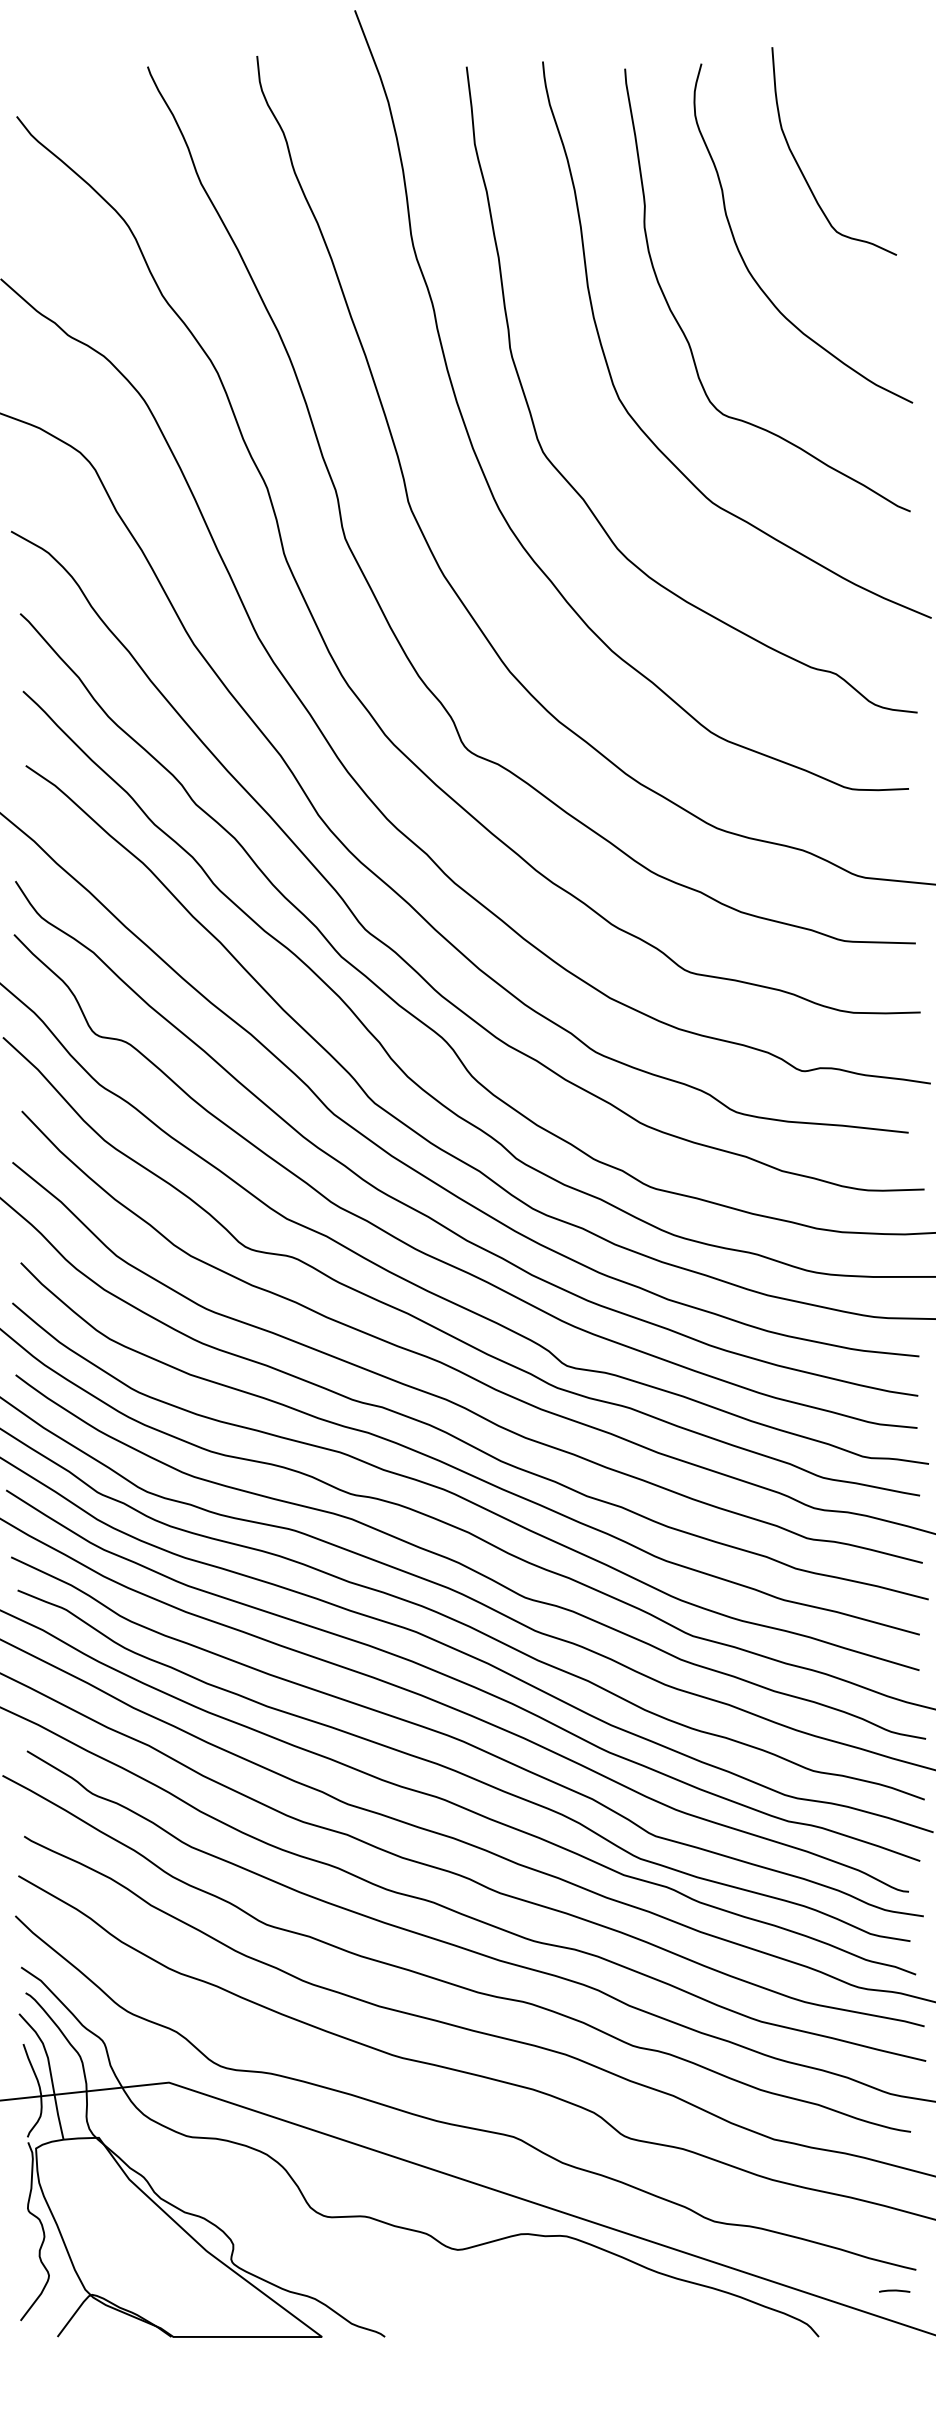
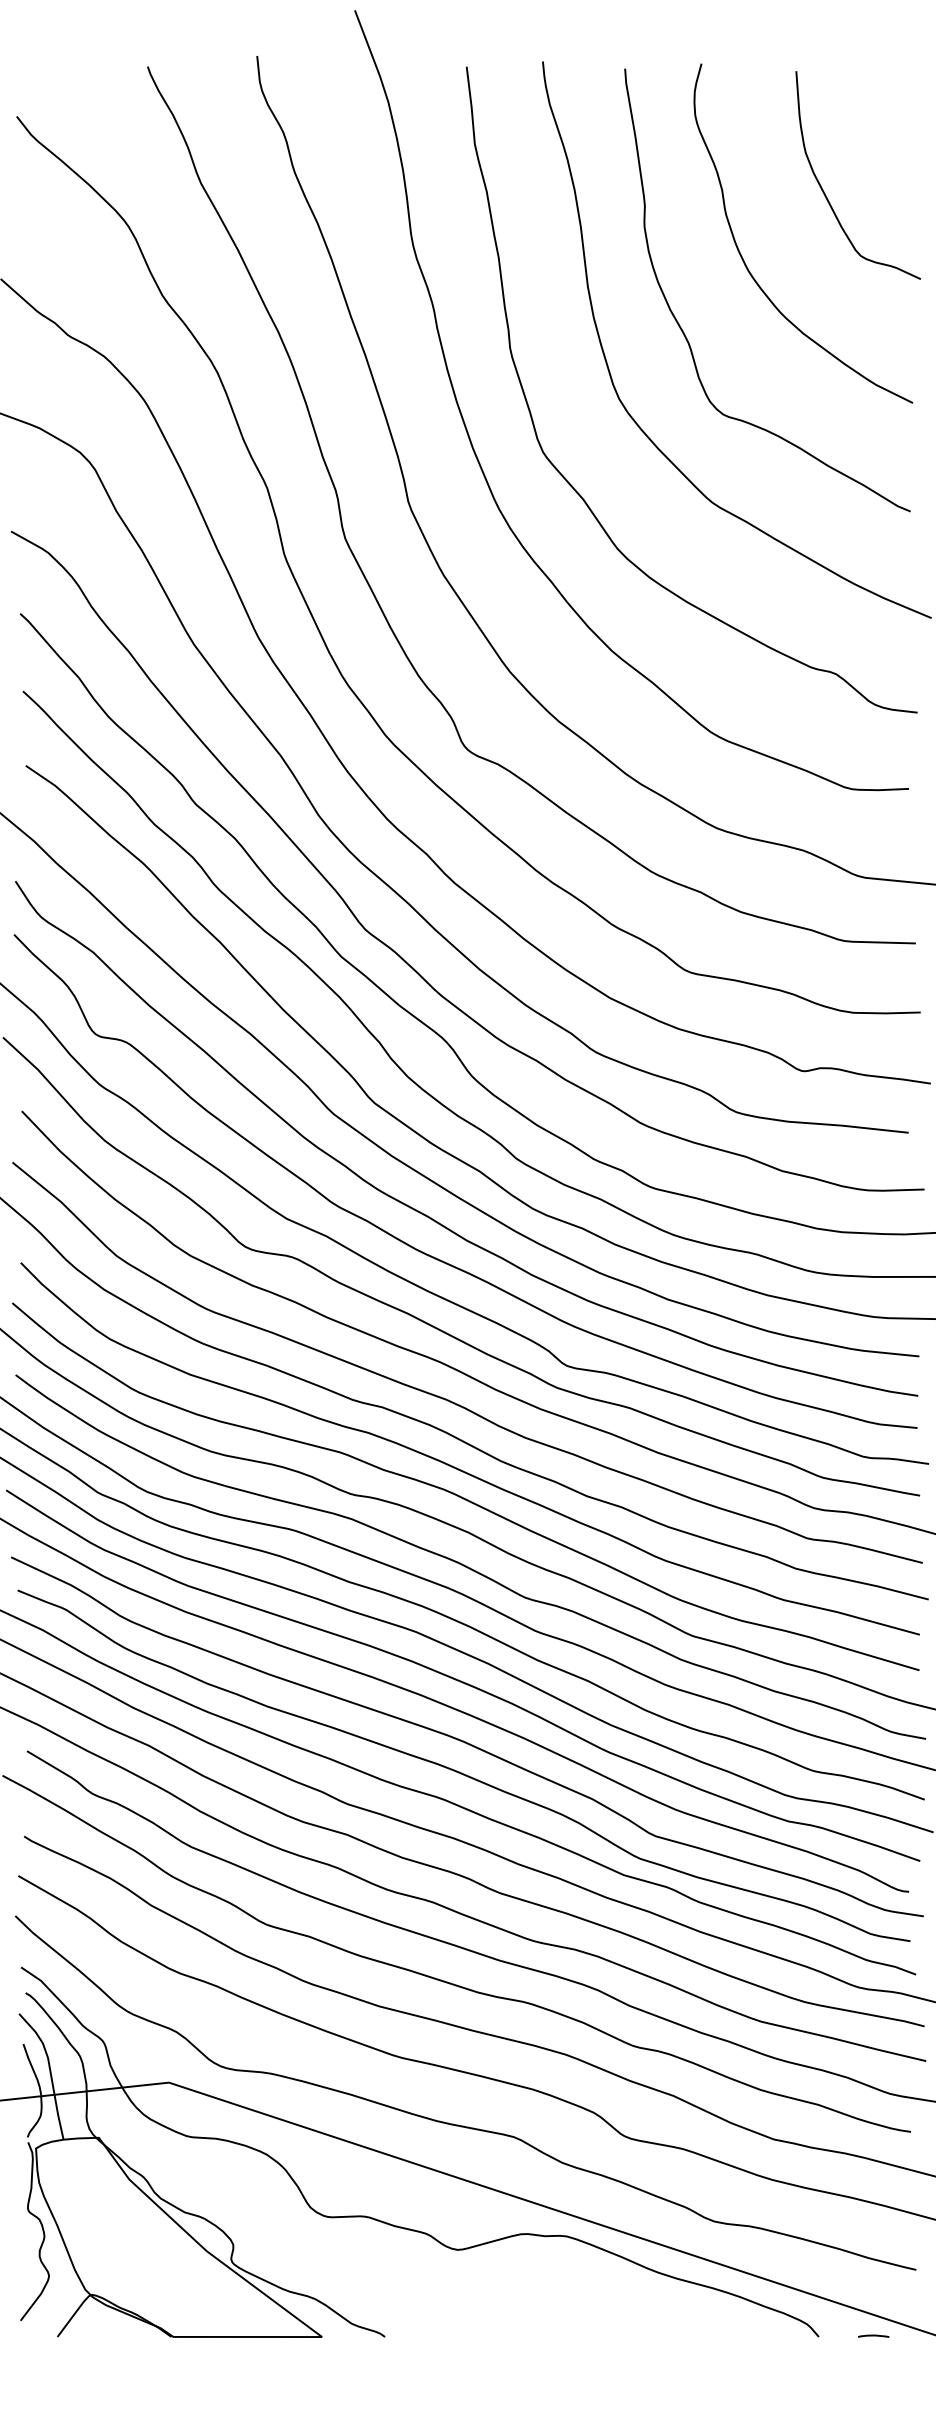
curve position: (800, 167) -> (824, 191) (824, 191)
line position: (894, 2290) -> (873, 2335) (873, 2335)
